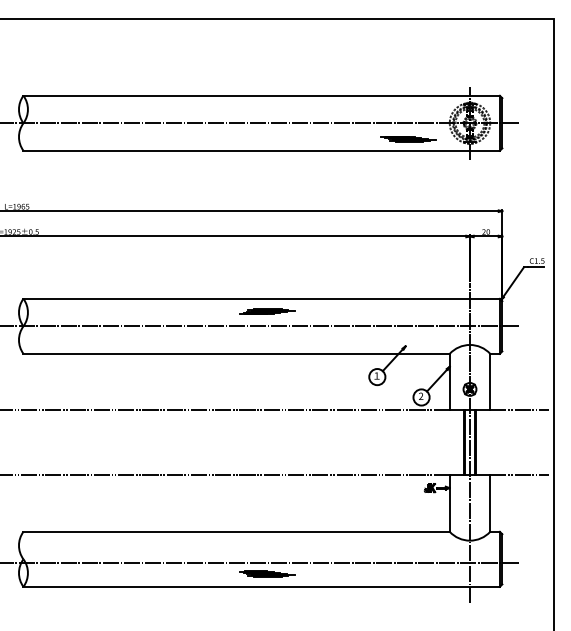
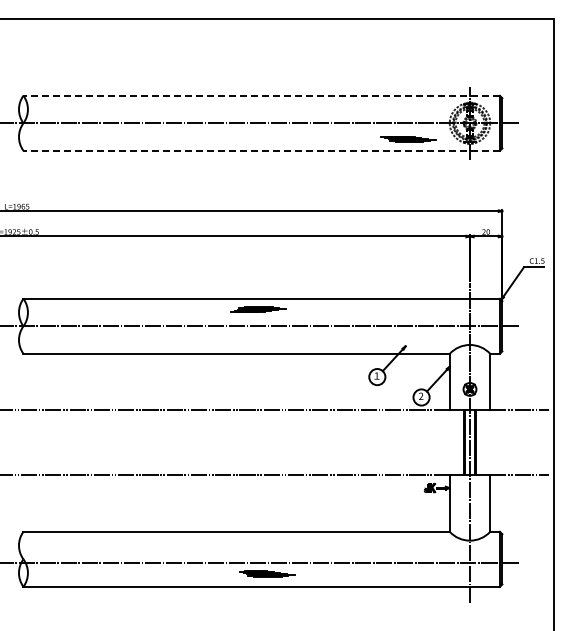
line: solid -> dashed (261, 95)
line: solid -> dashed (261, 150)
part position: (267, 311) -> (258, 309) (258, 309)
